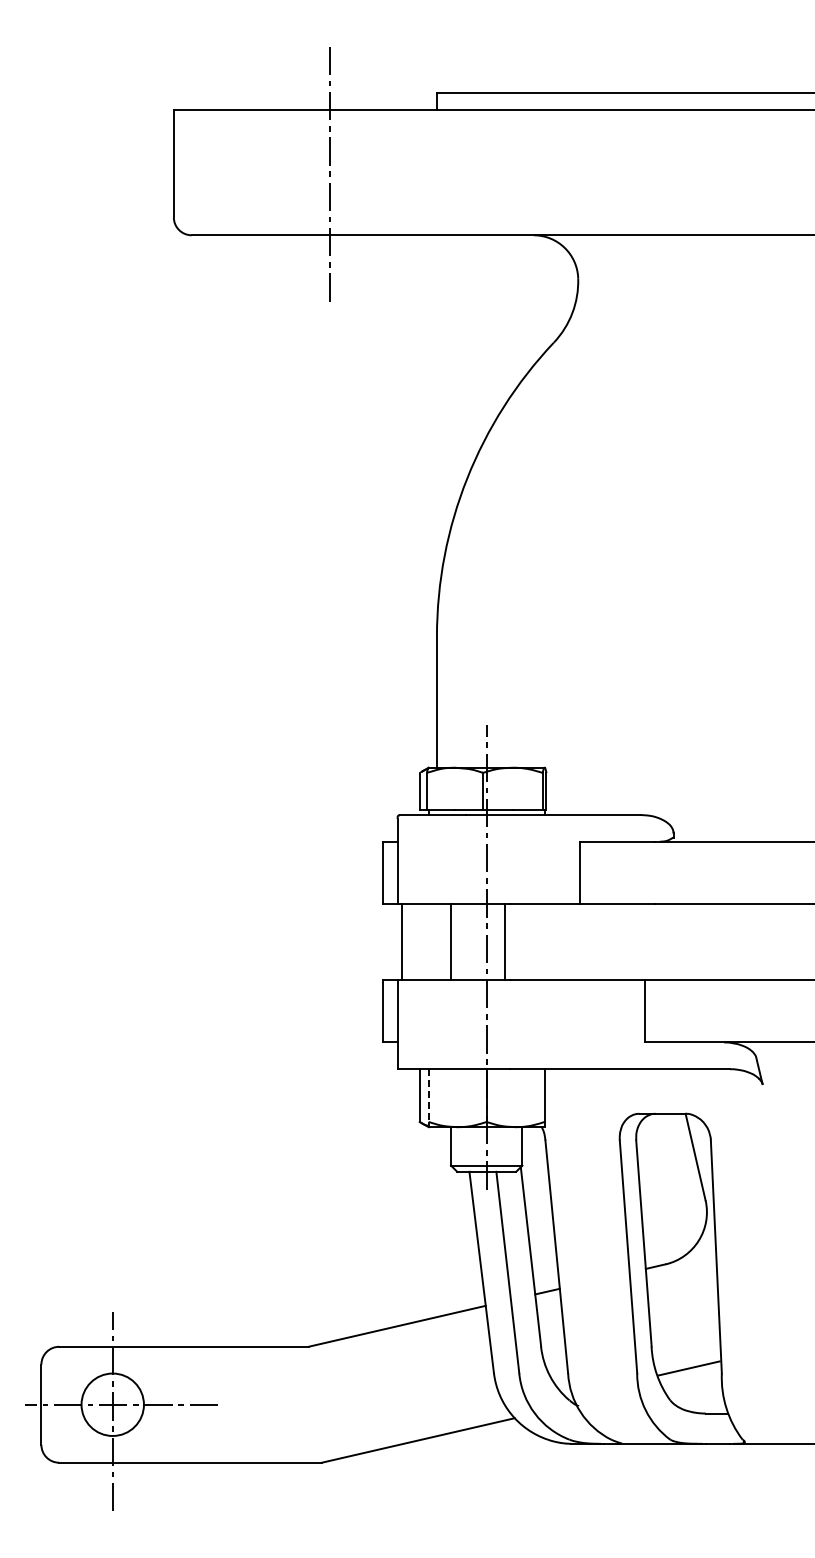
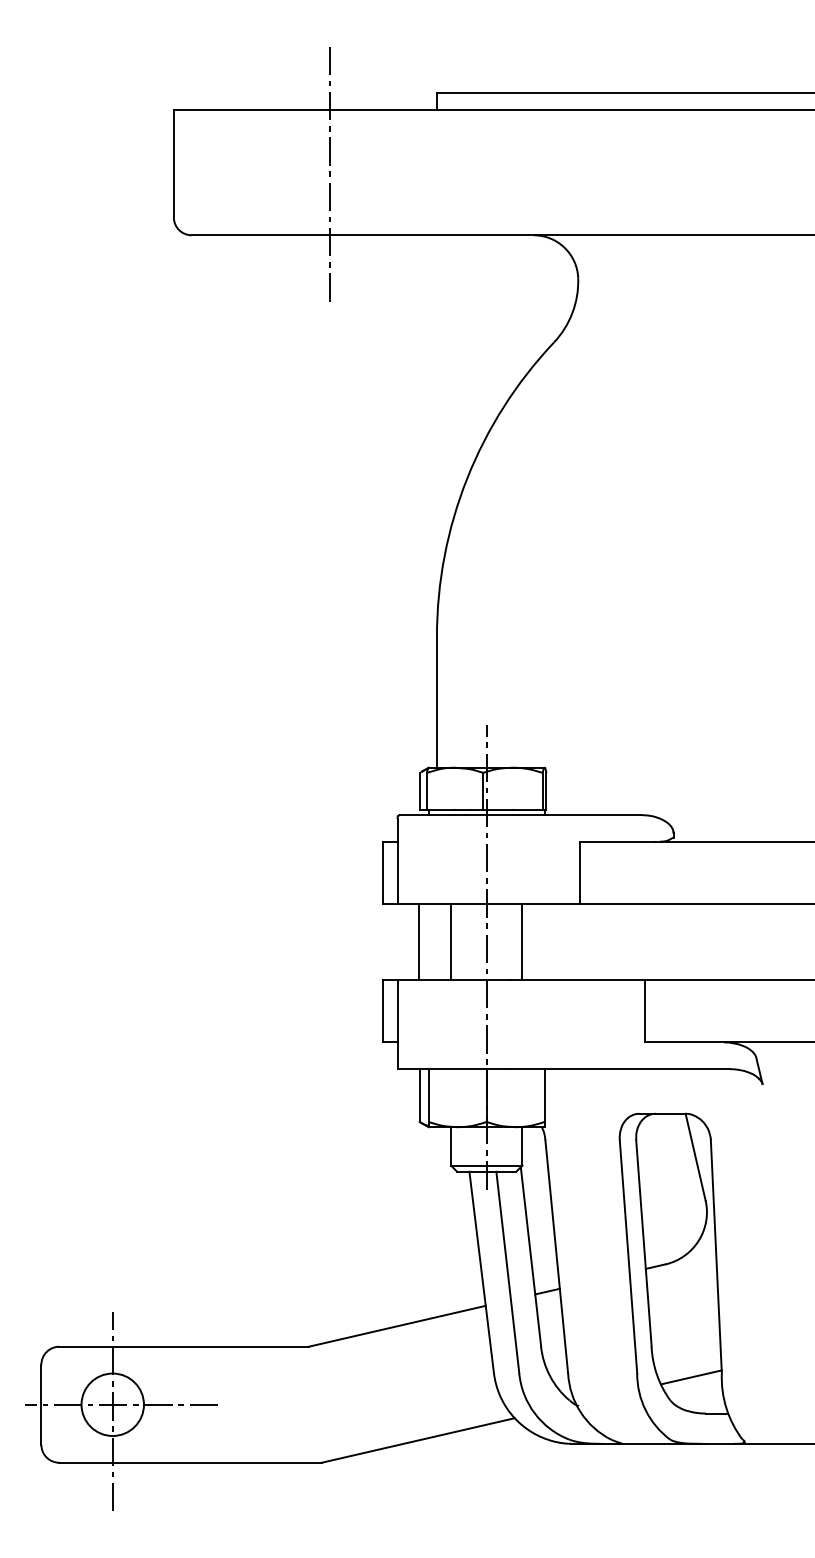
line position: (402, 942) -> (419, 942) (419, 942)
line position: (505, 942) -> (522, 942) (522, 942)
line: dashed -> solid (428, 1096)
line position: (688, 1368) -> (690, 1377) (690, 1377)
